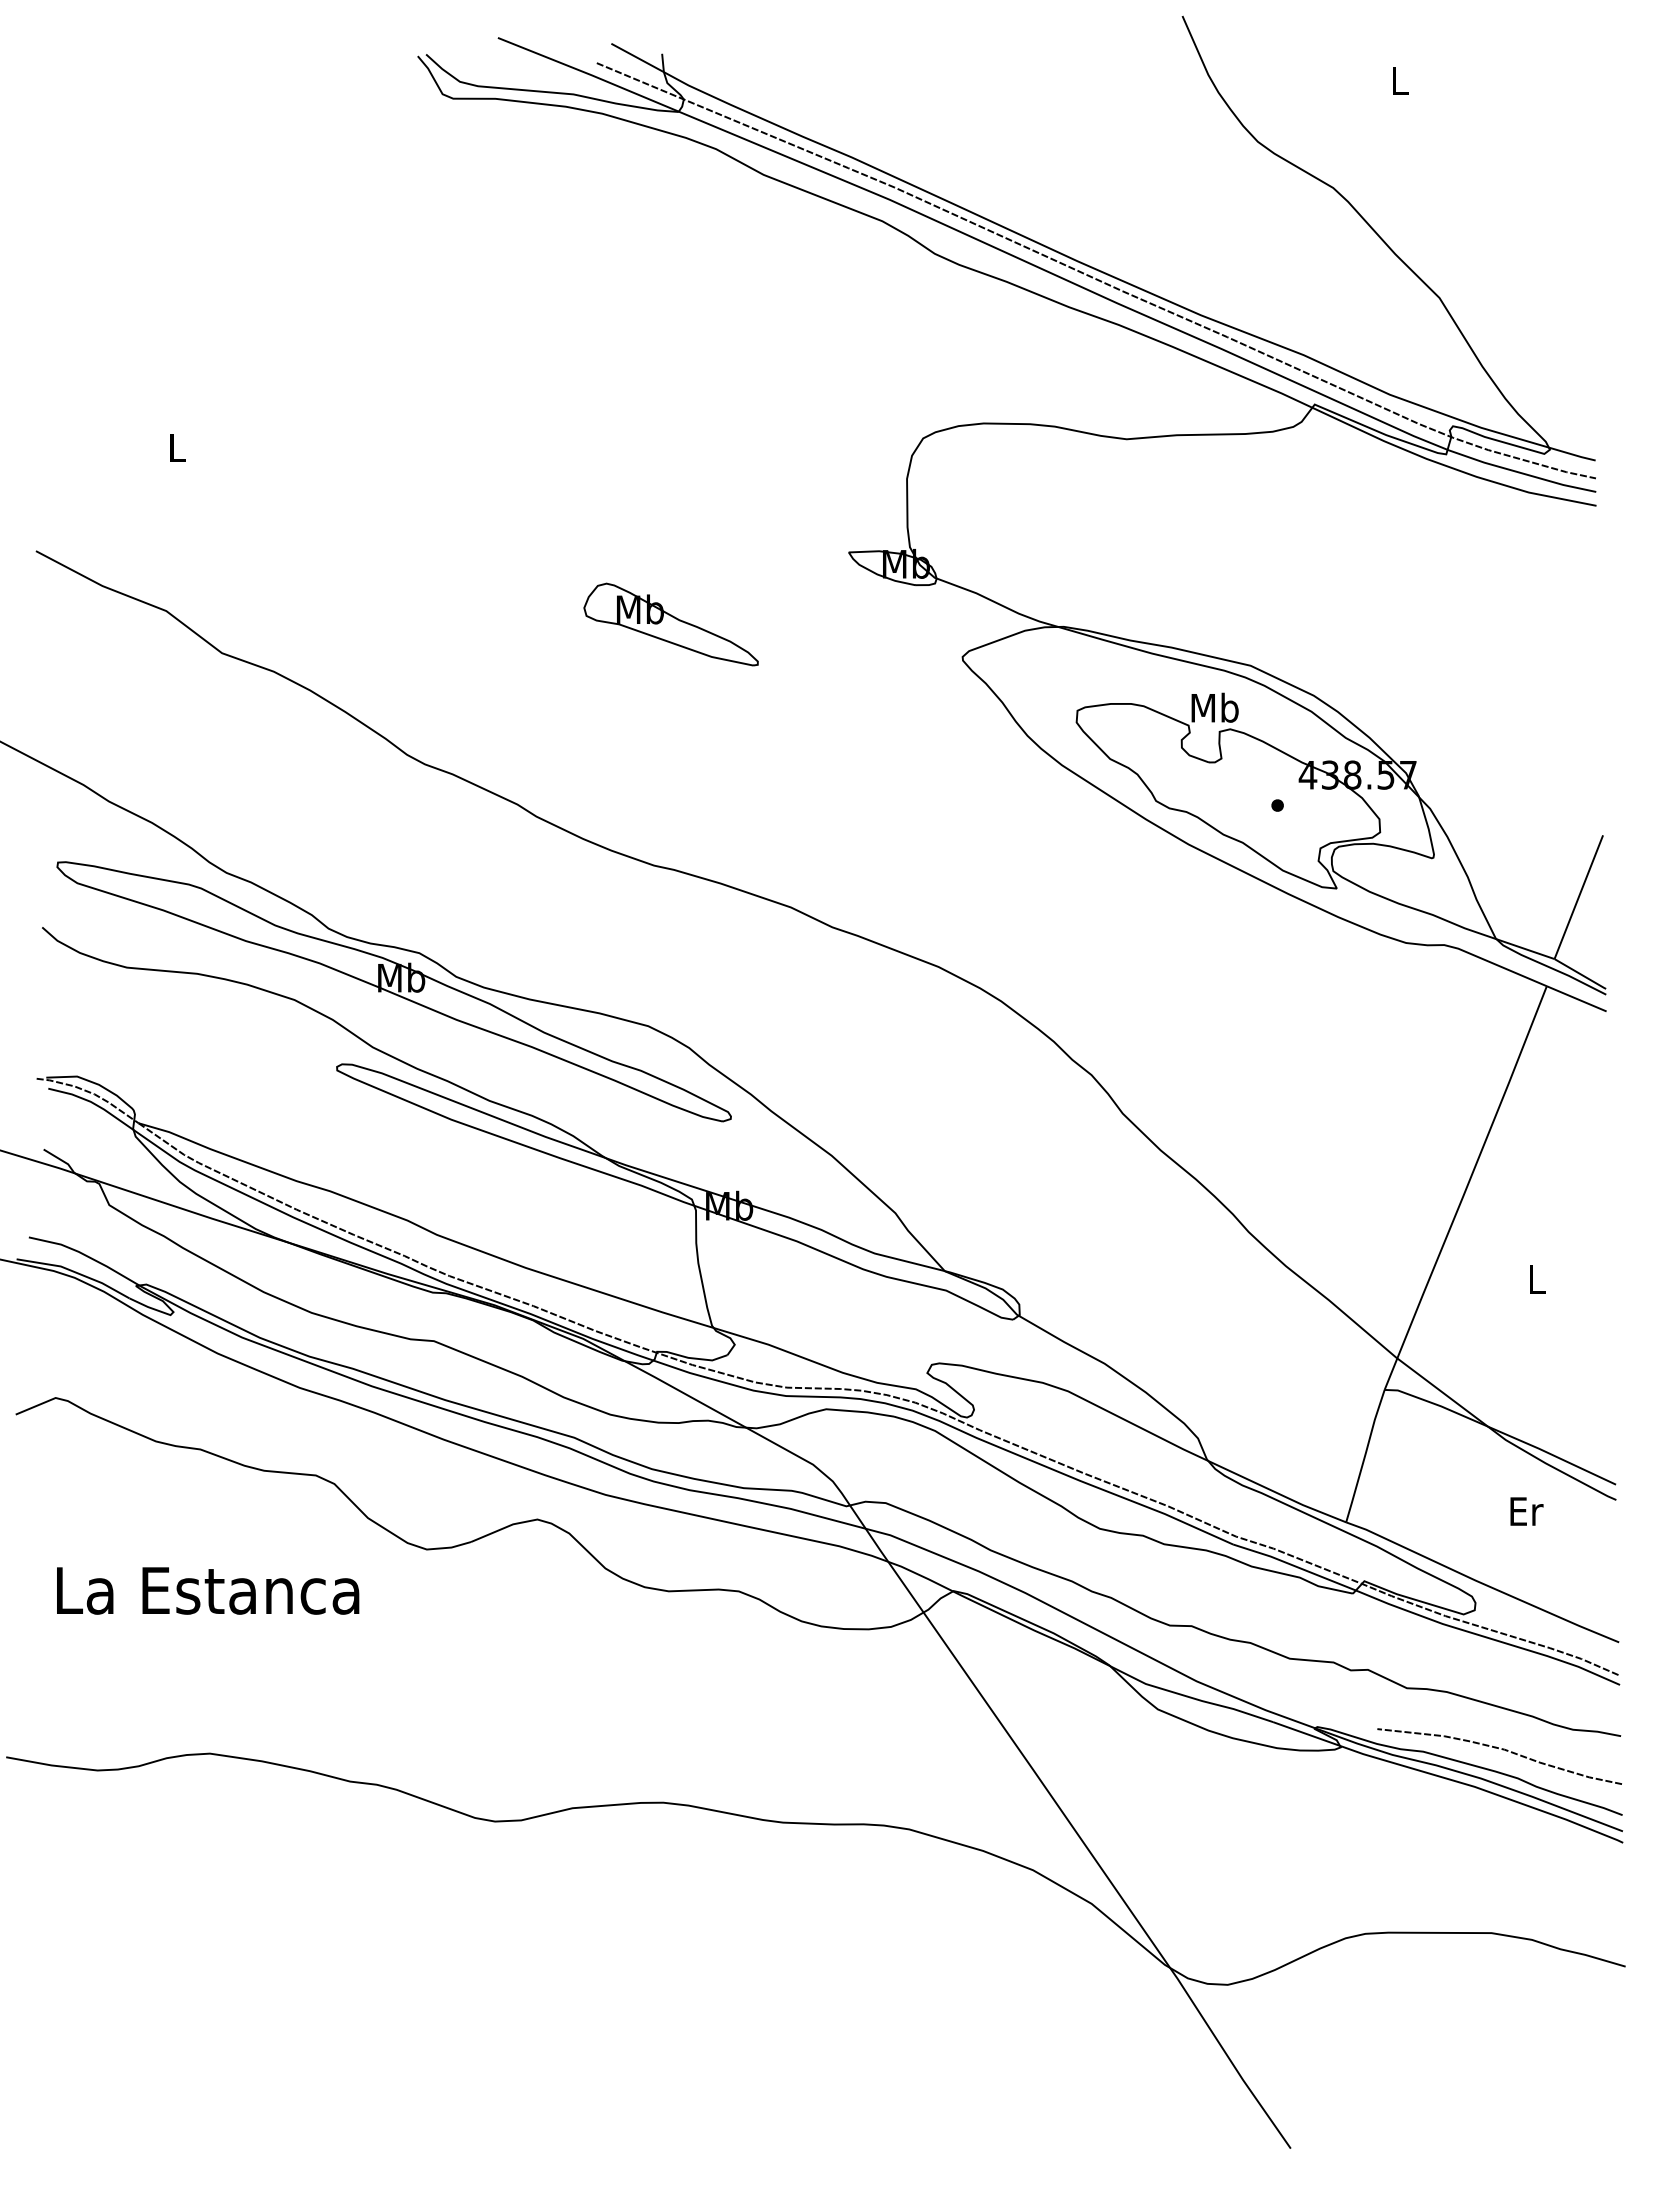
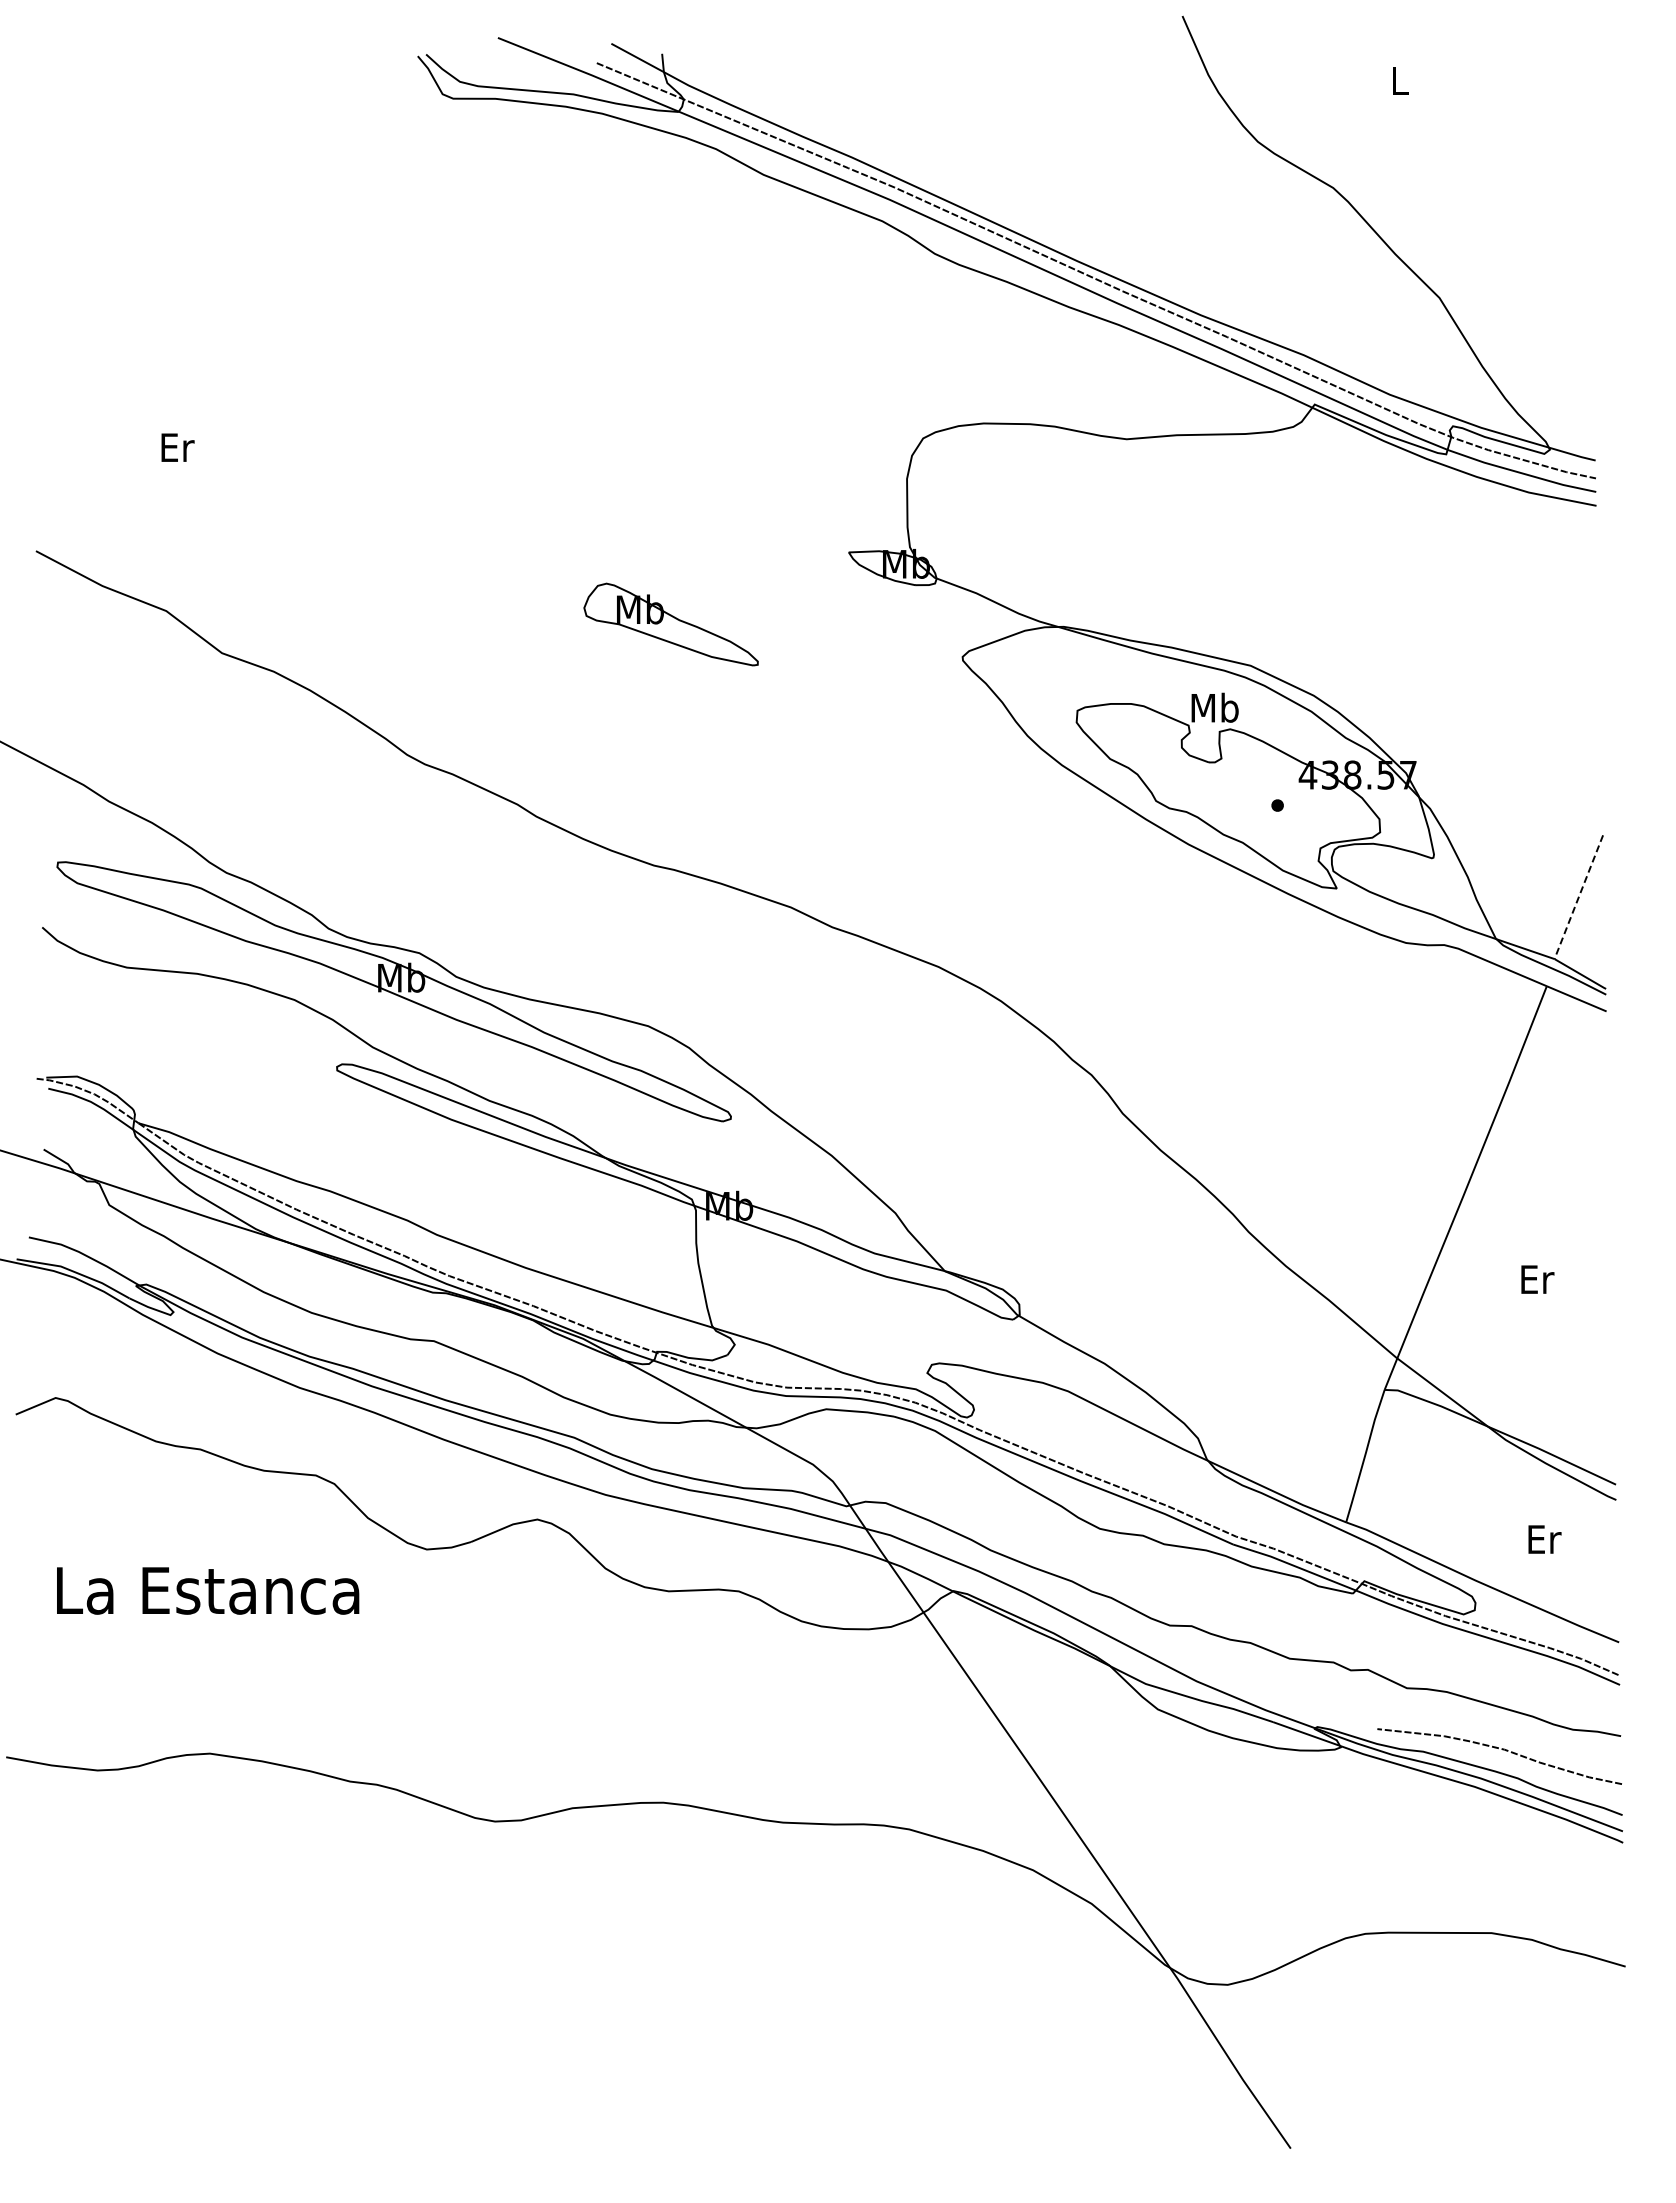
text: L -> Er (177, 447)
line: solid -> dashed (1578, 897)
text: L -> Er (1537, 1279)
text position: (1526, 1511) -> (1544, 1539) (1544, 1539)
